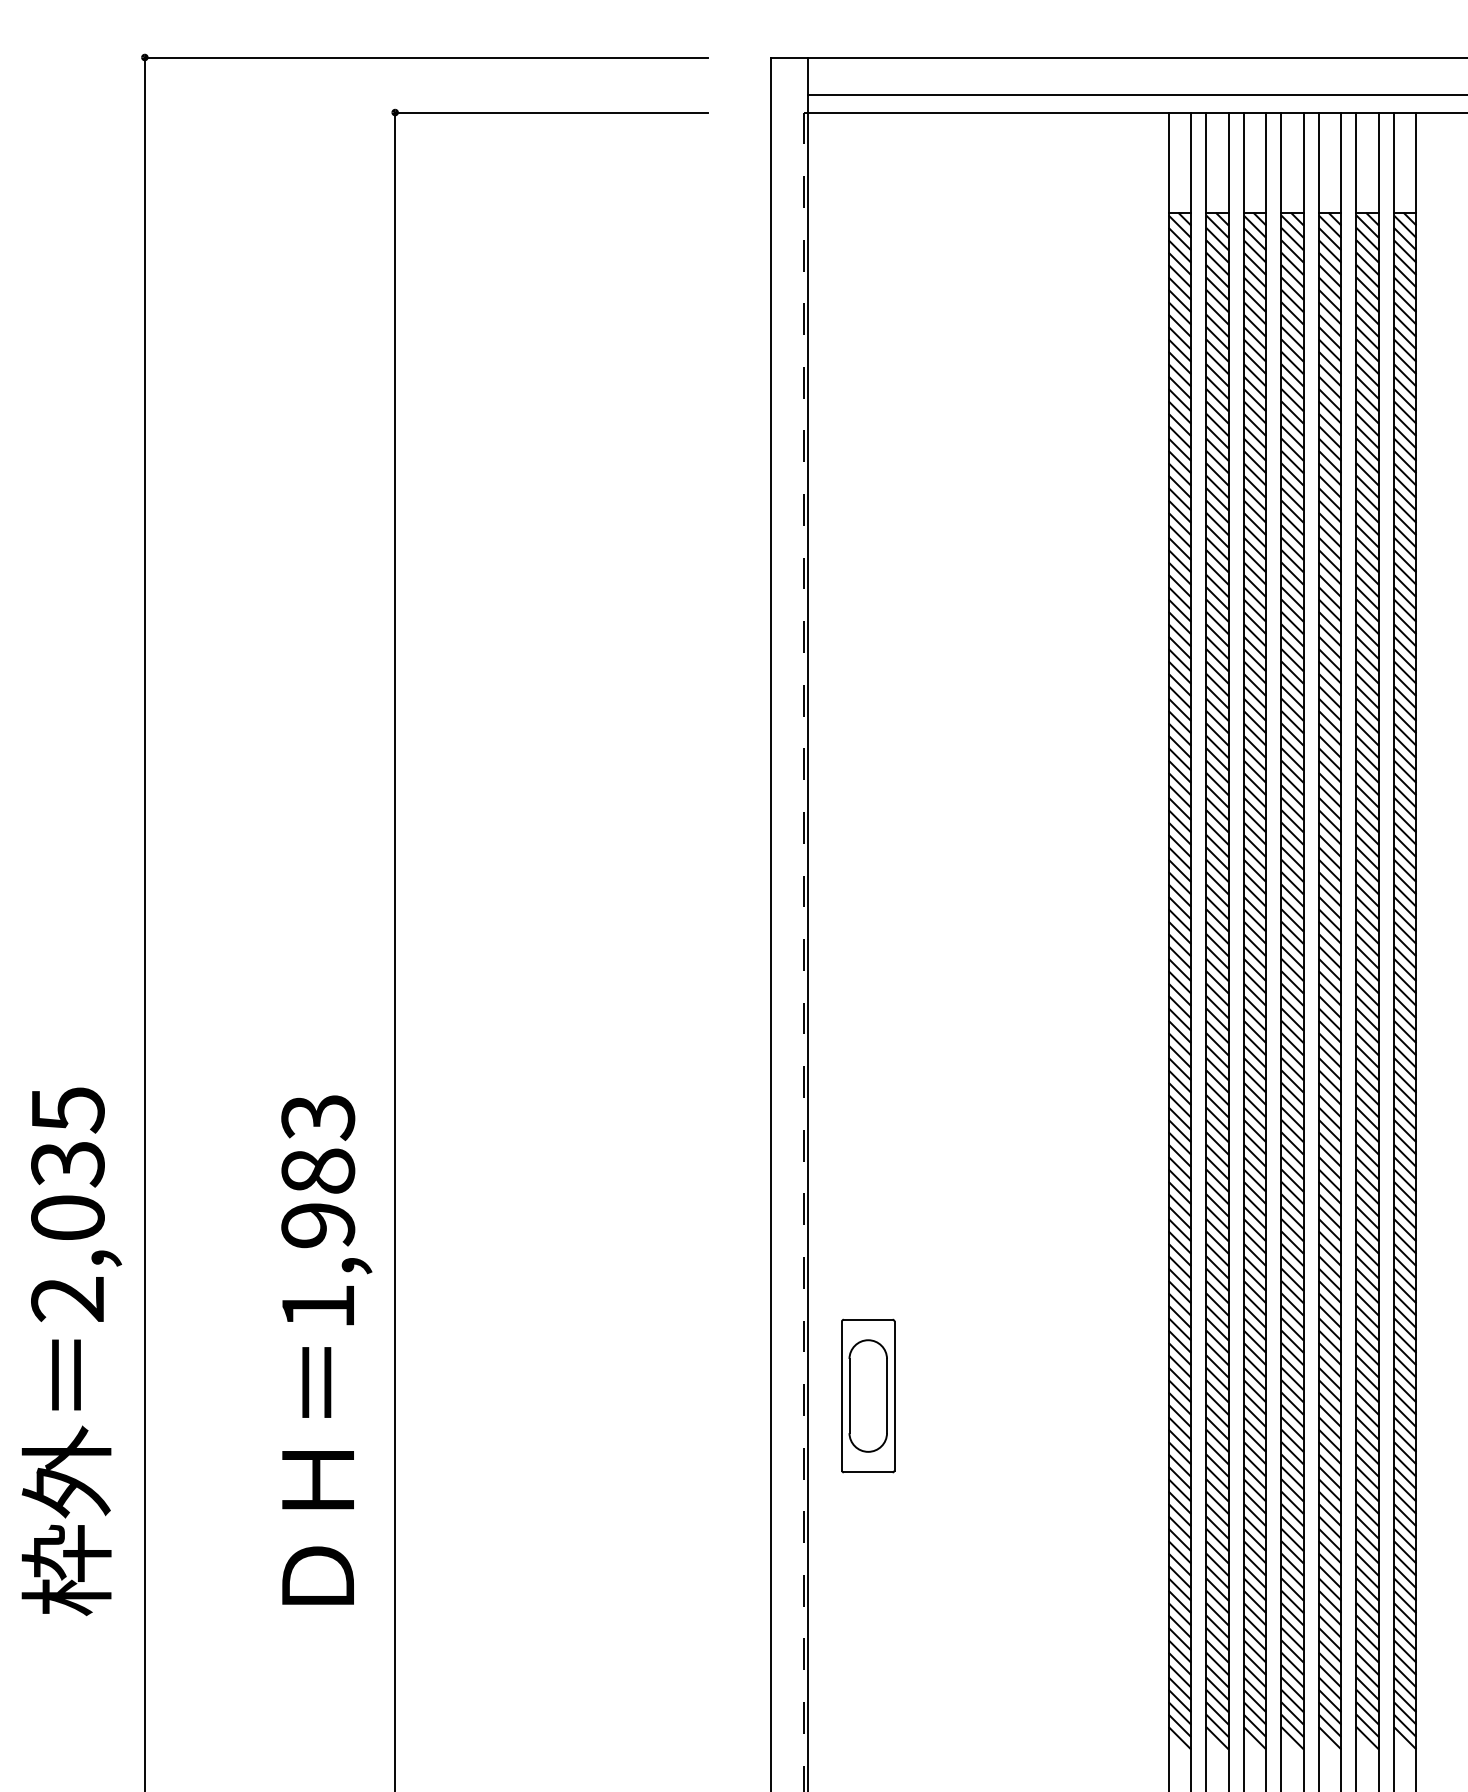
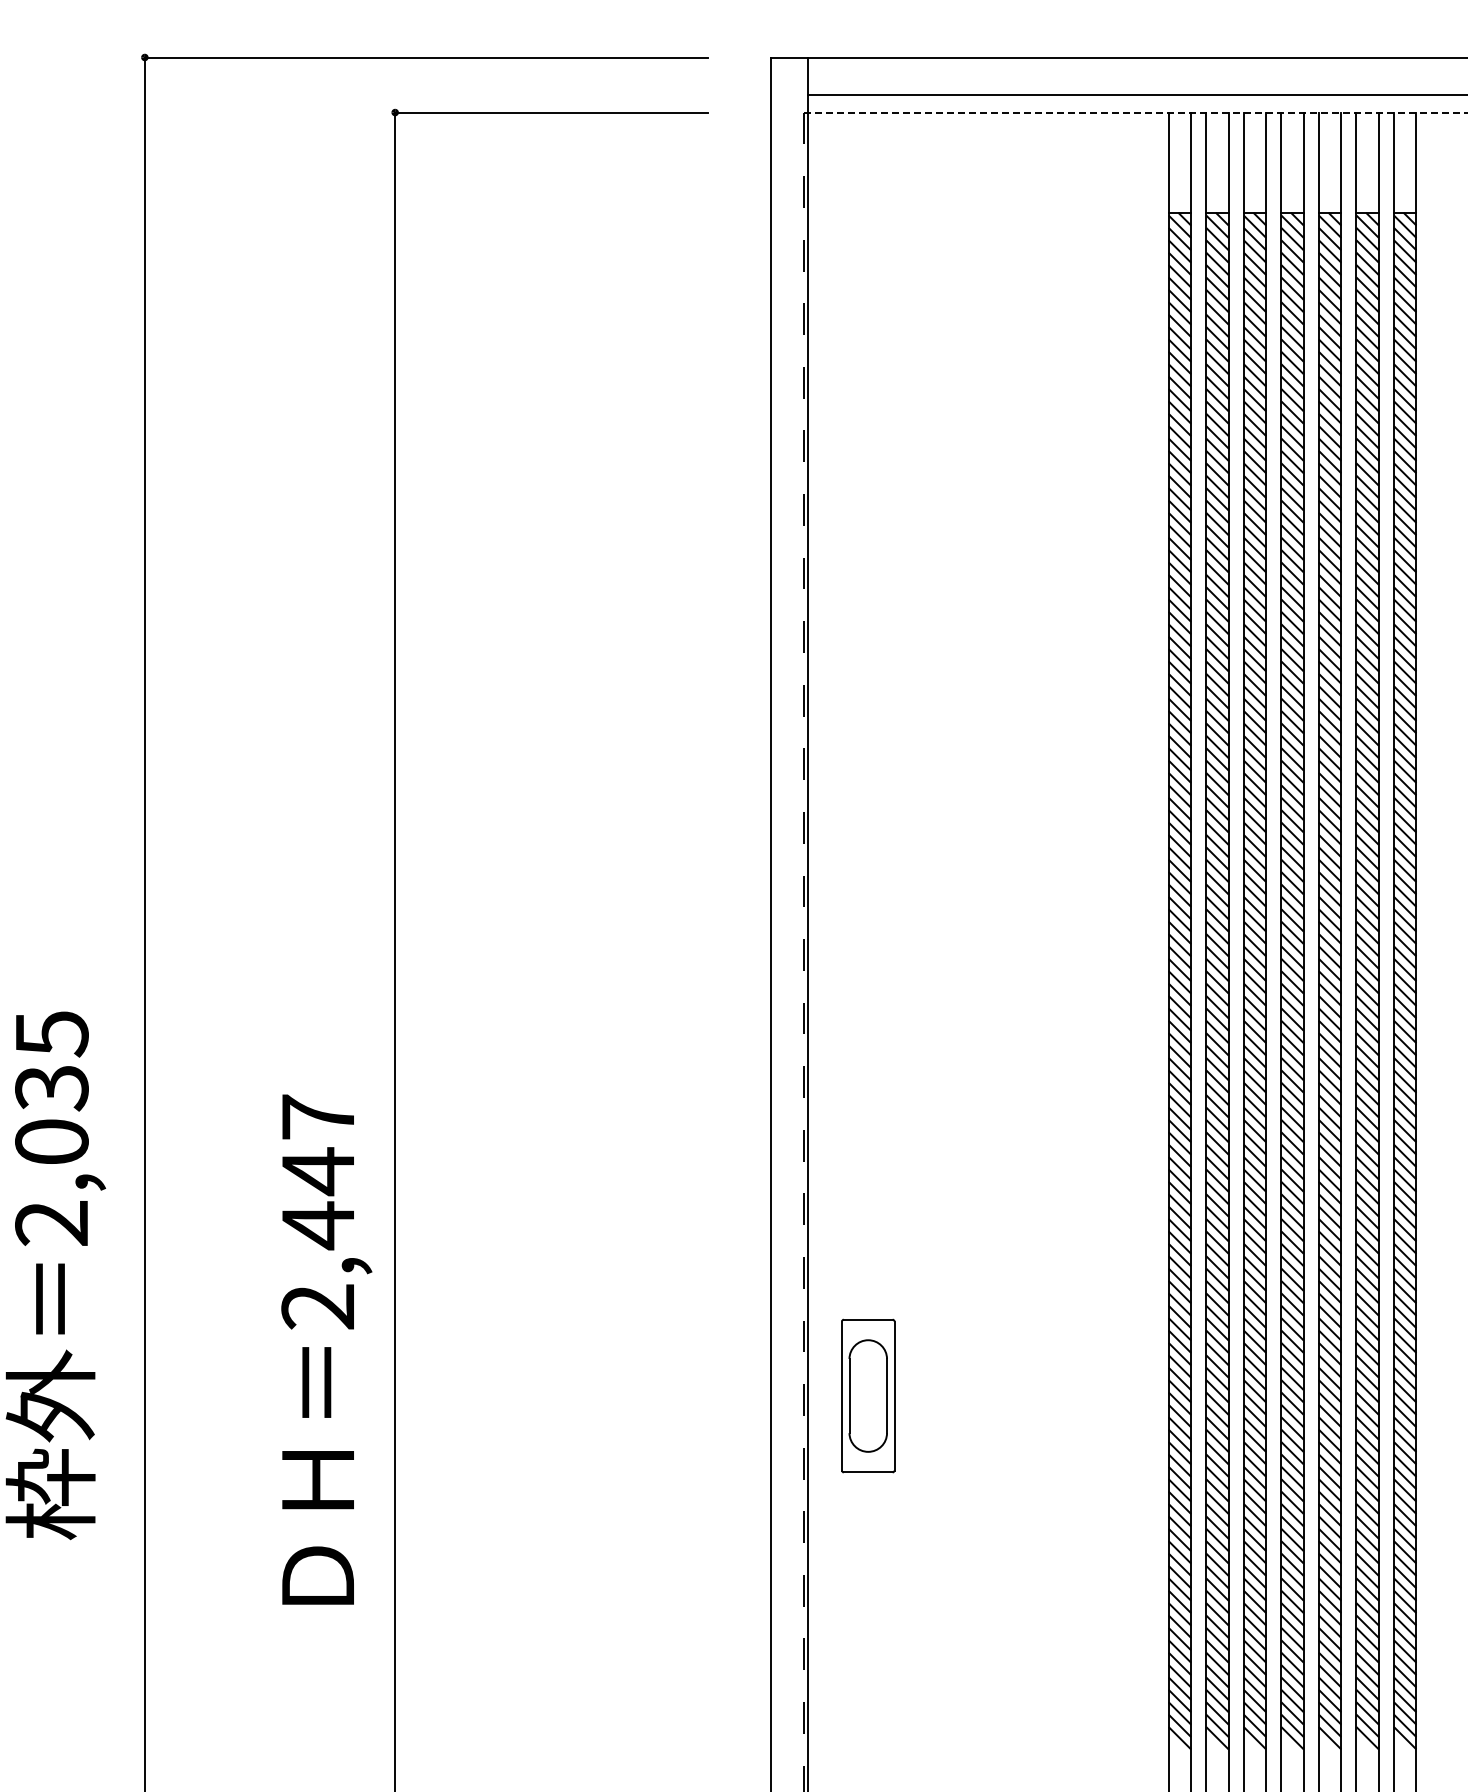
line: solid -> dashed (1137, 112)
text: 1,983 -> 2,447 (318, 1211)
text position: (71, 1351) -> (55, 1275) (55, 1275)
